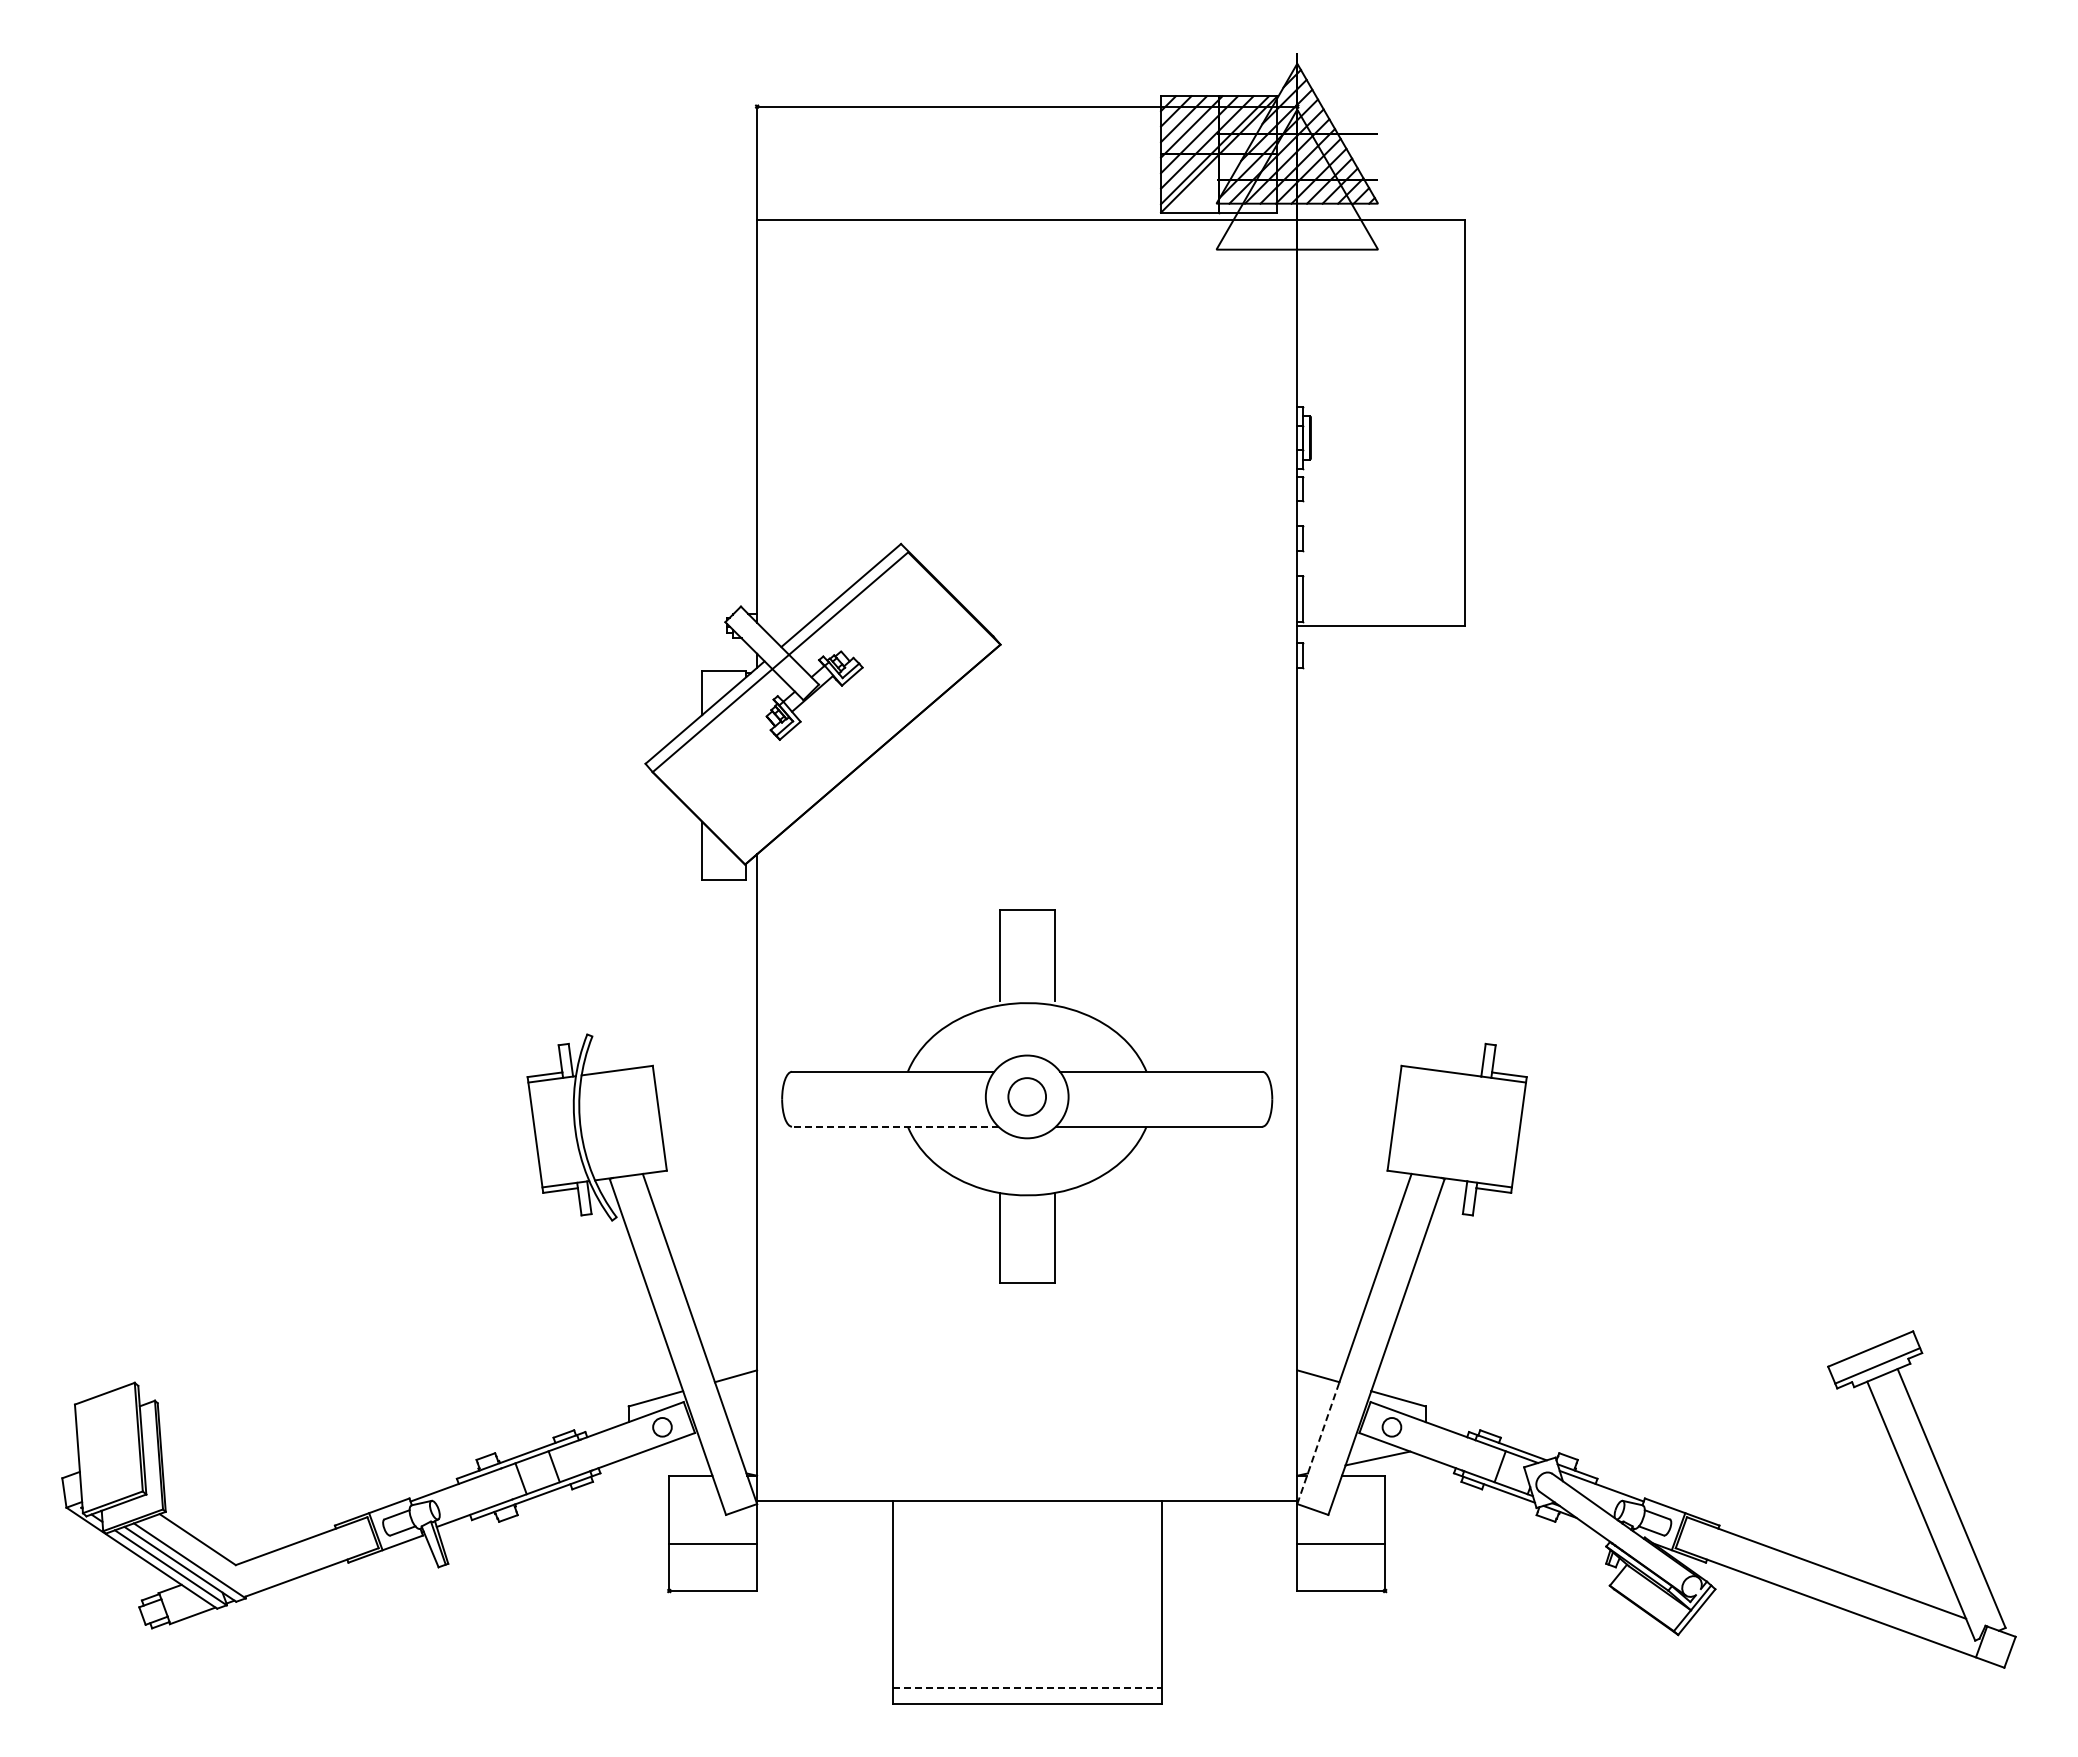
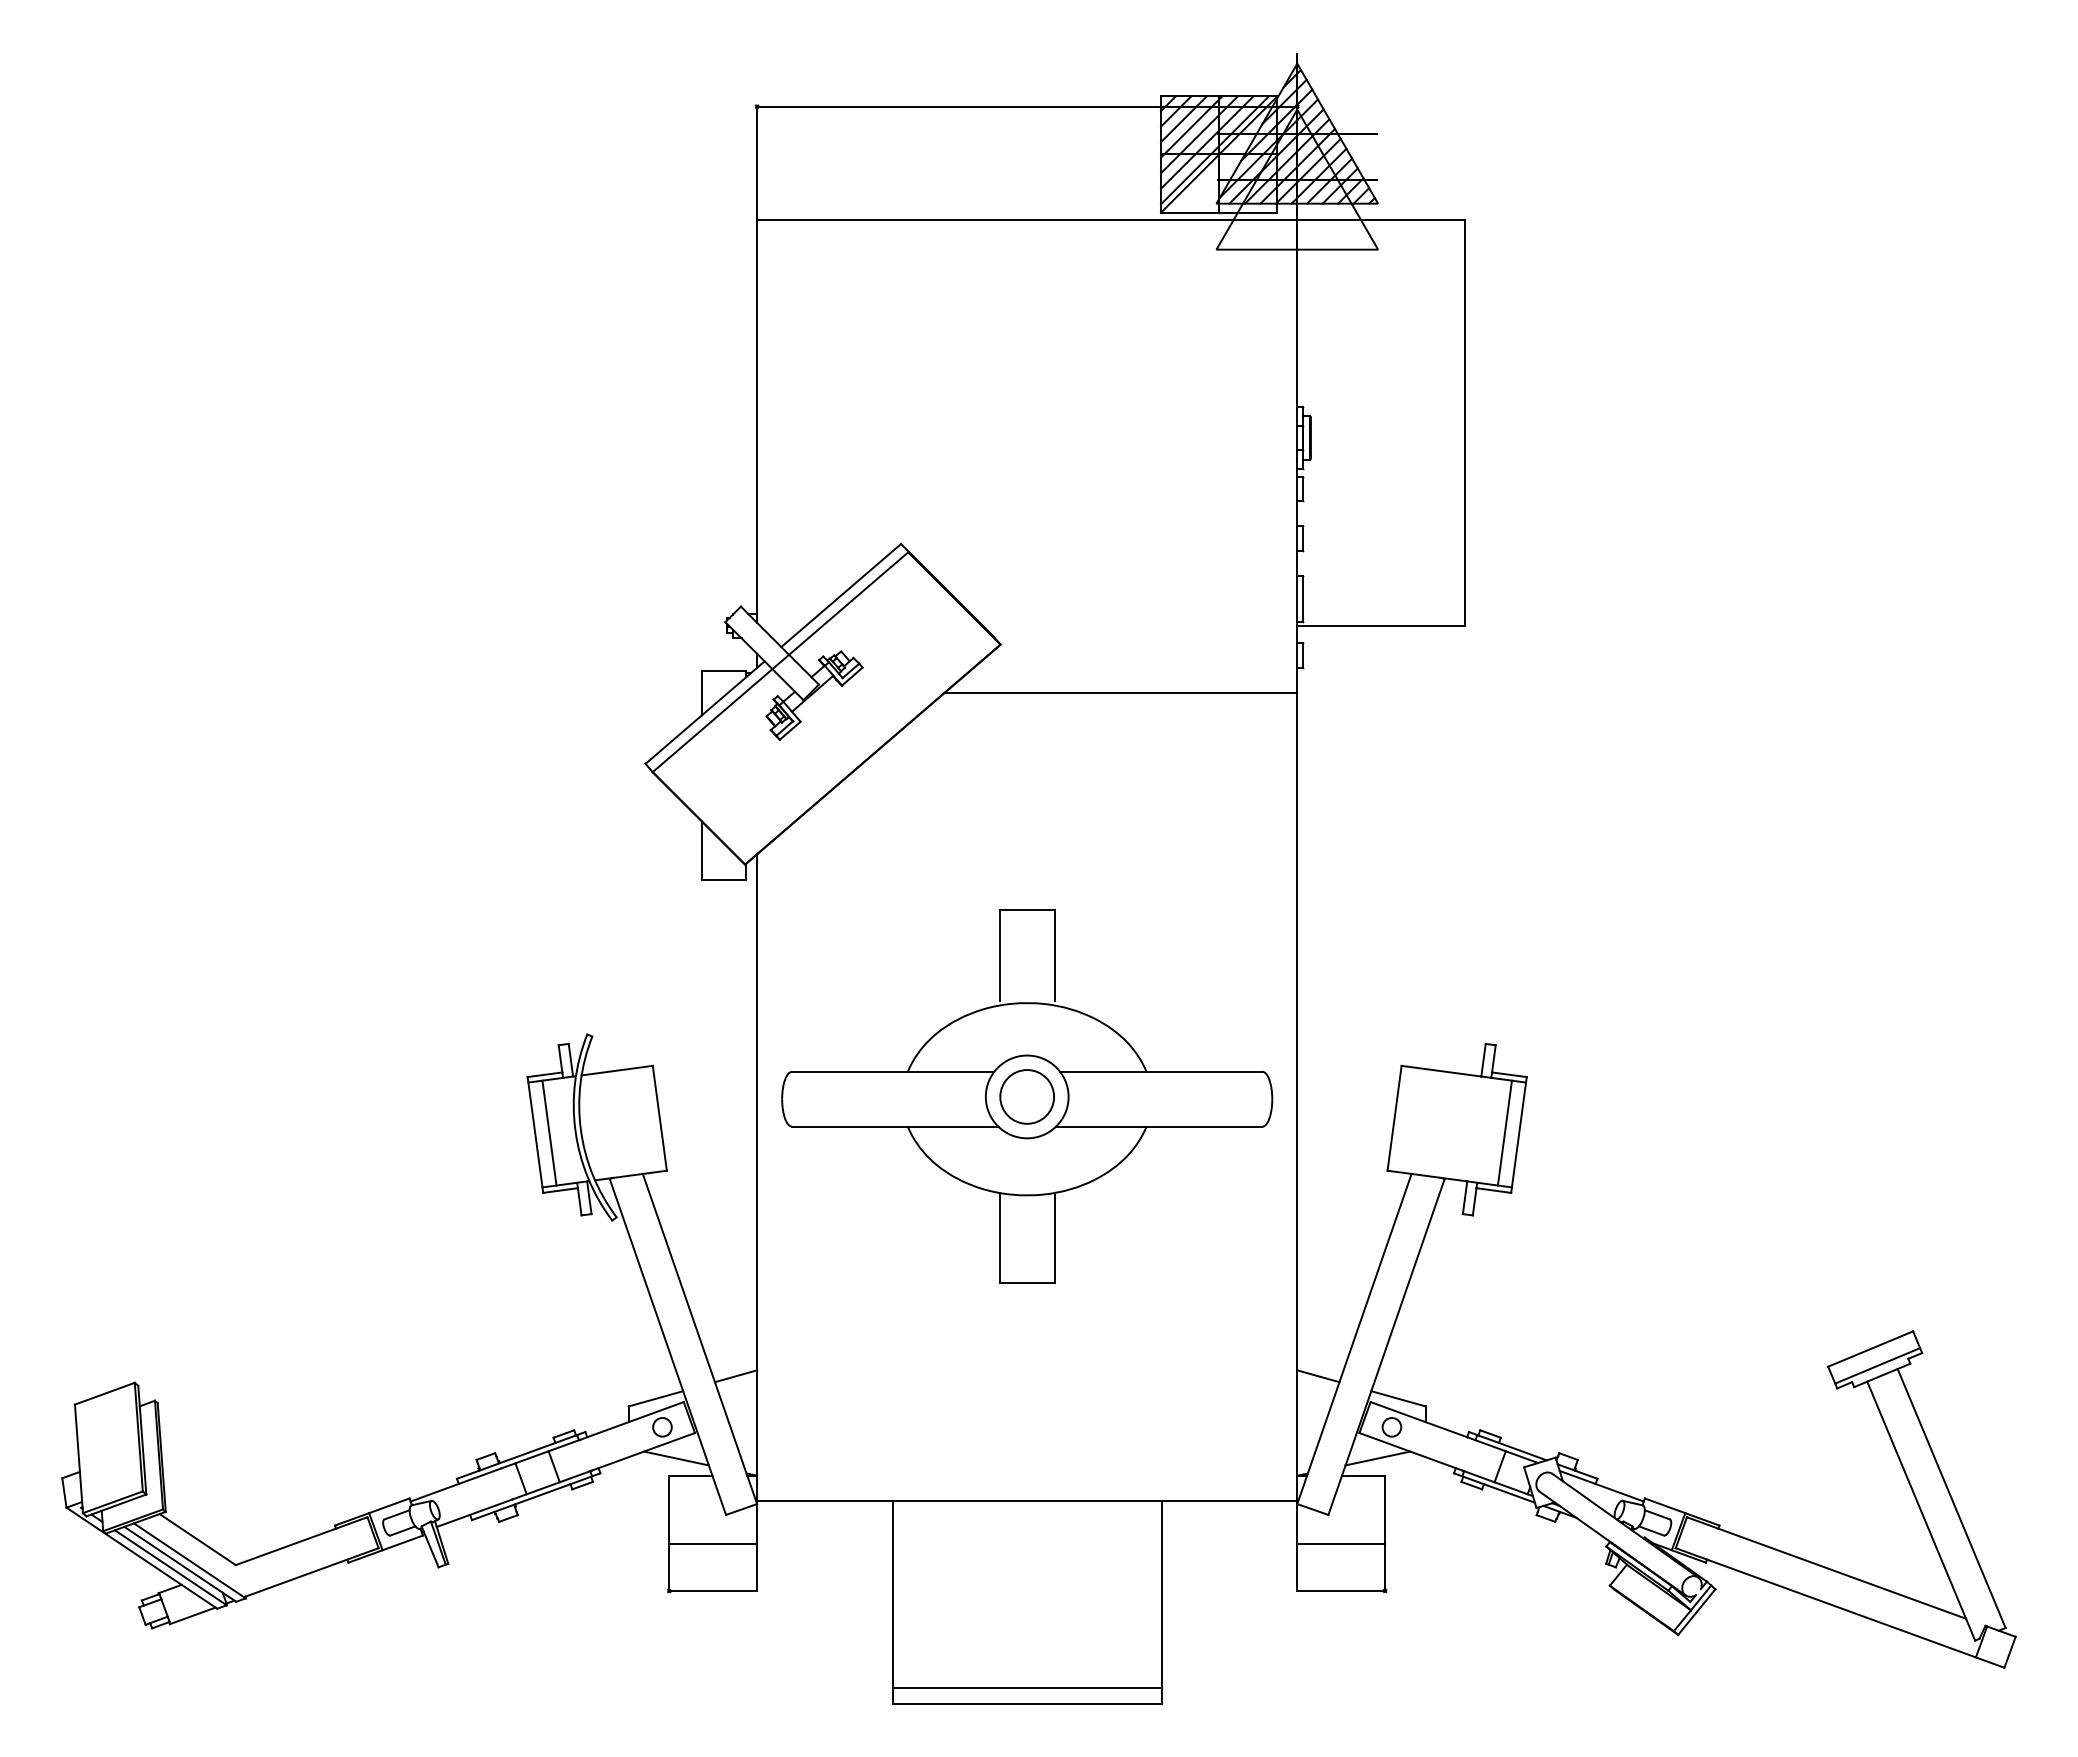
line: none -> present (1120, 692)
circle diameter: 38 px -> 54 px (1027, 1096)
line: dashed -> solid (894, 1126)
line: none -> present (549, 1132)
line: none -> present (1504, 1132)
line: dashed -> solid (1318, 1442)
line: none -> present (676, 1458)
line: dashed -> solid (1027, 1687)
